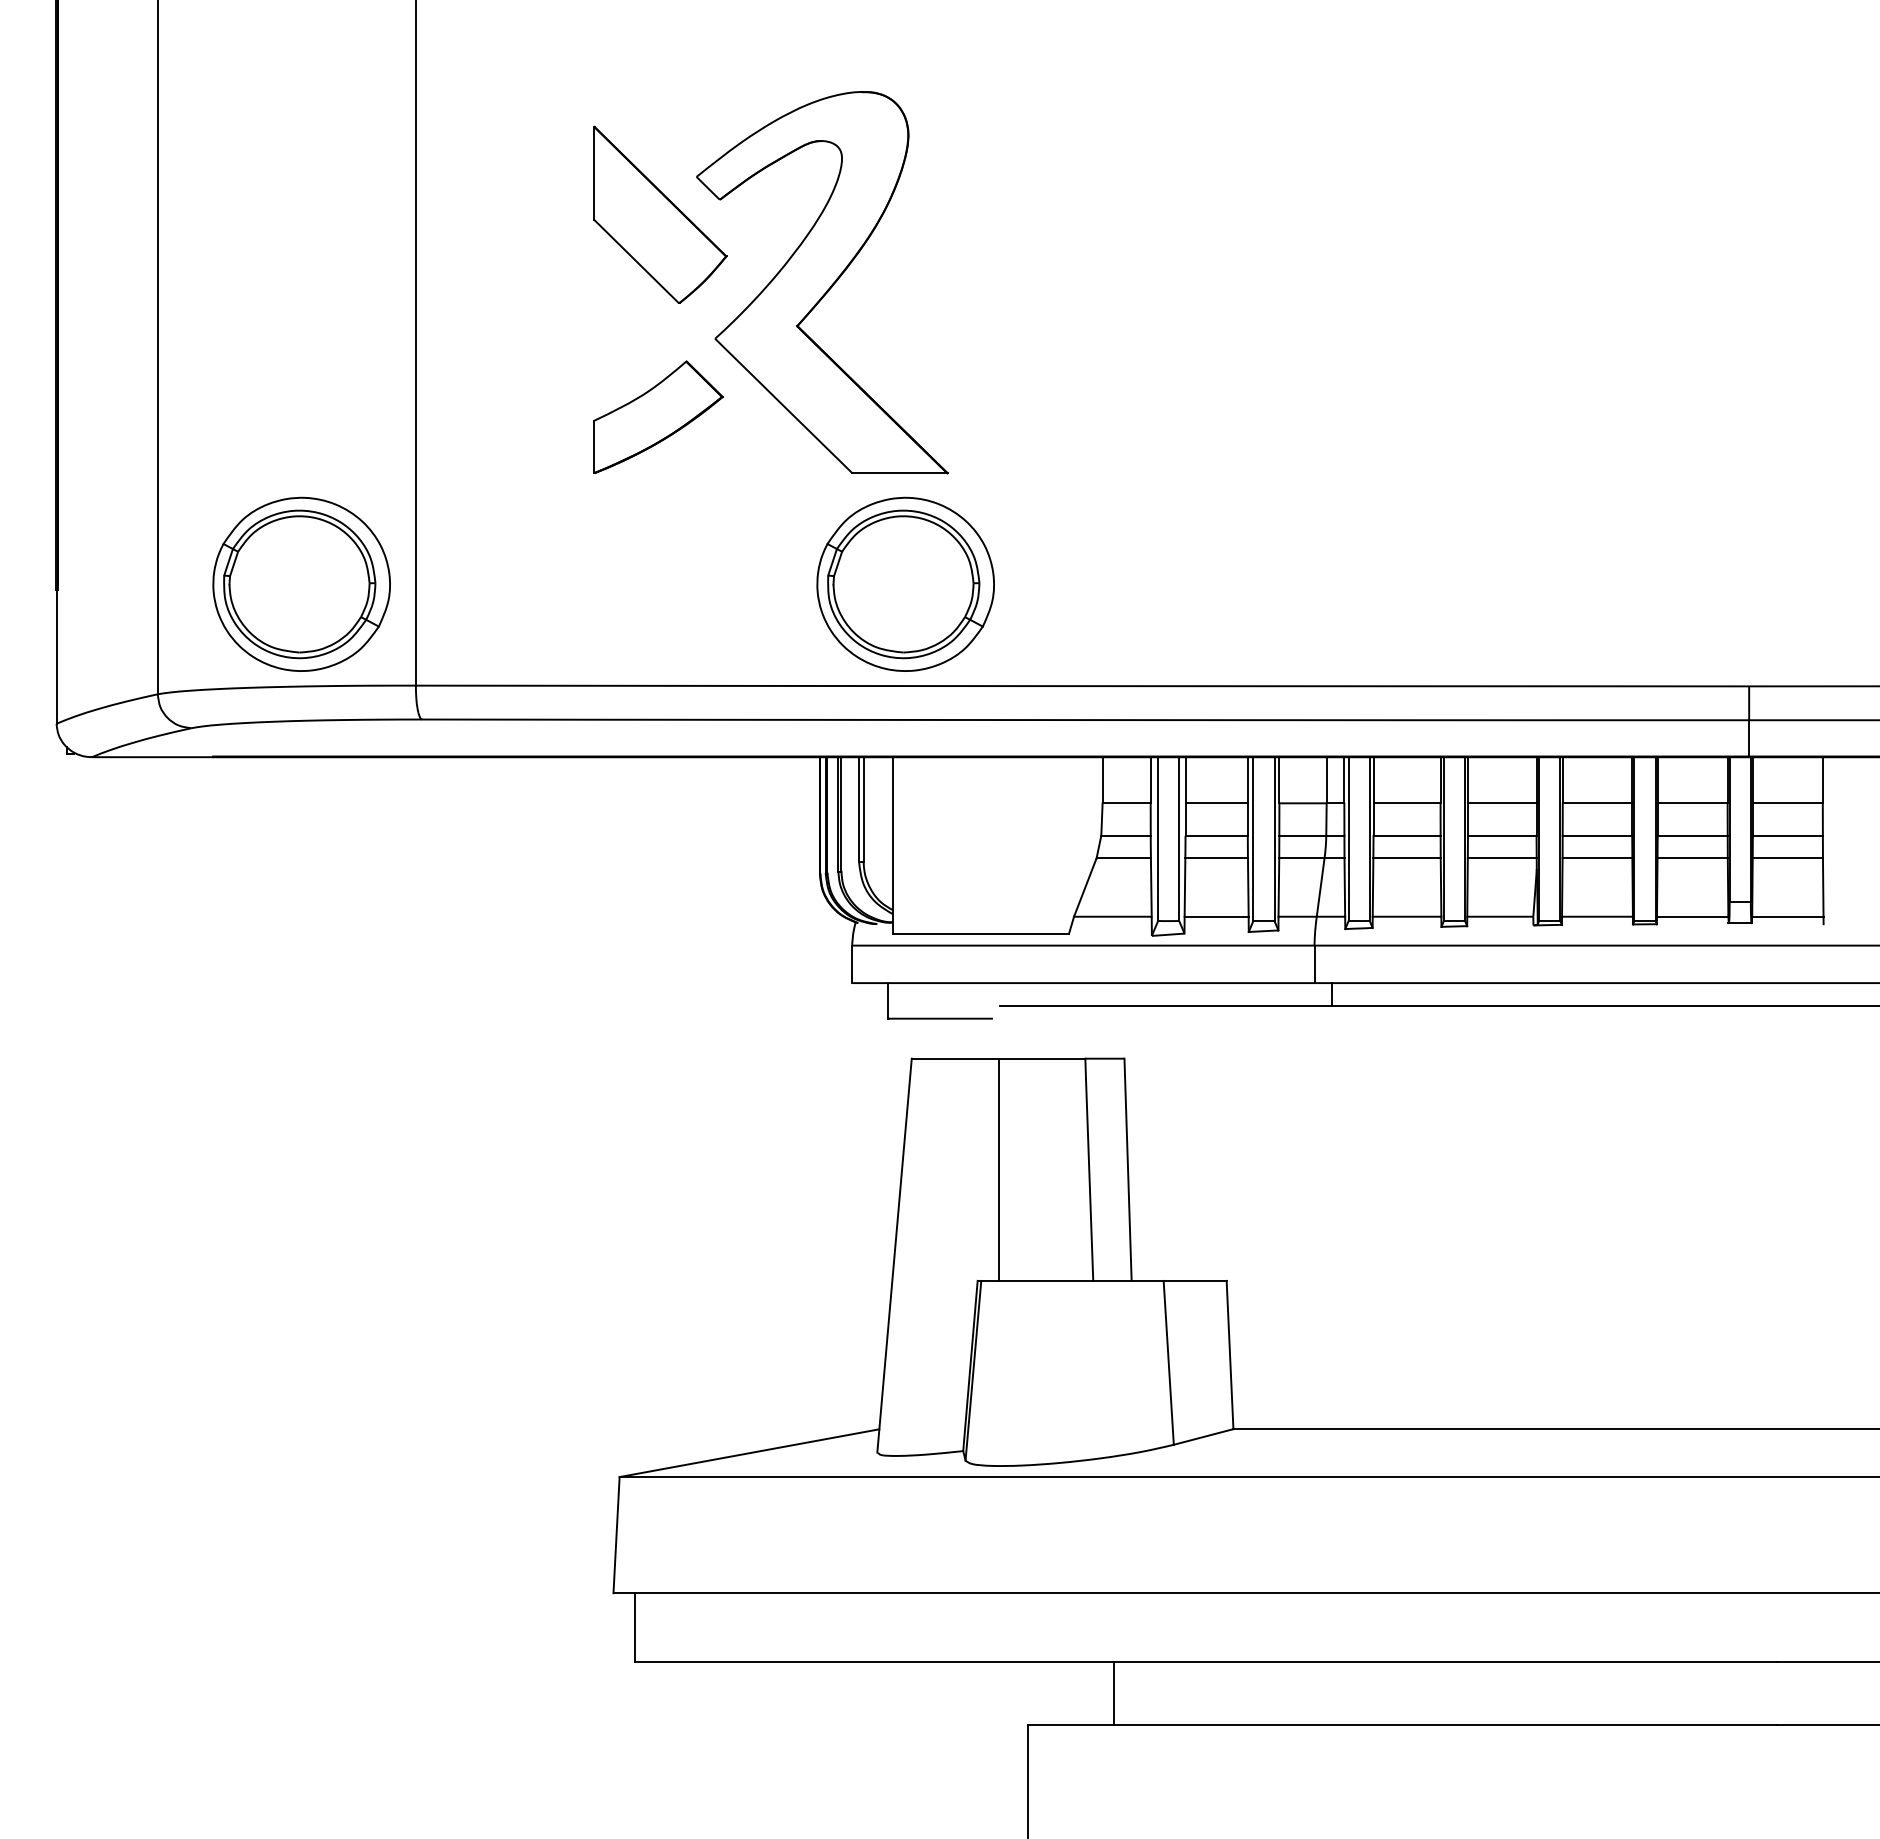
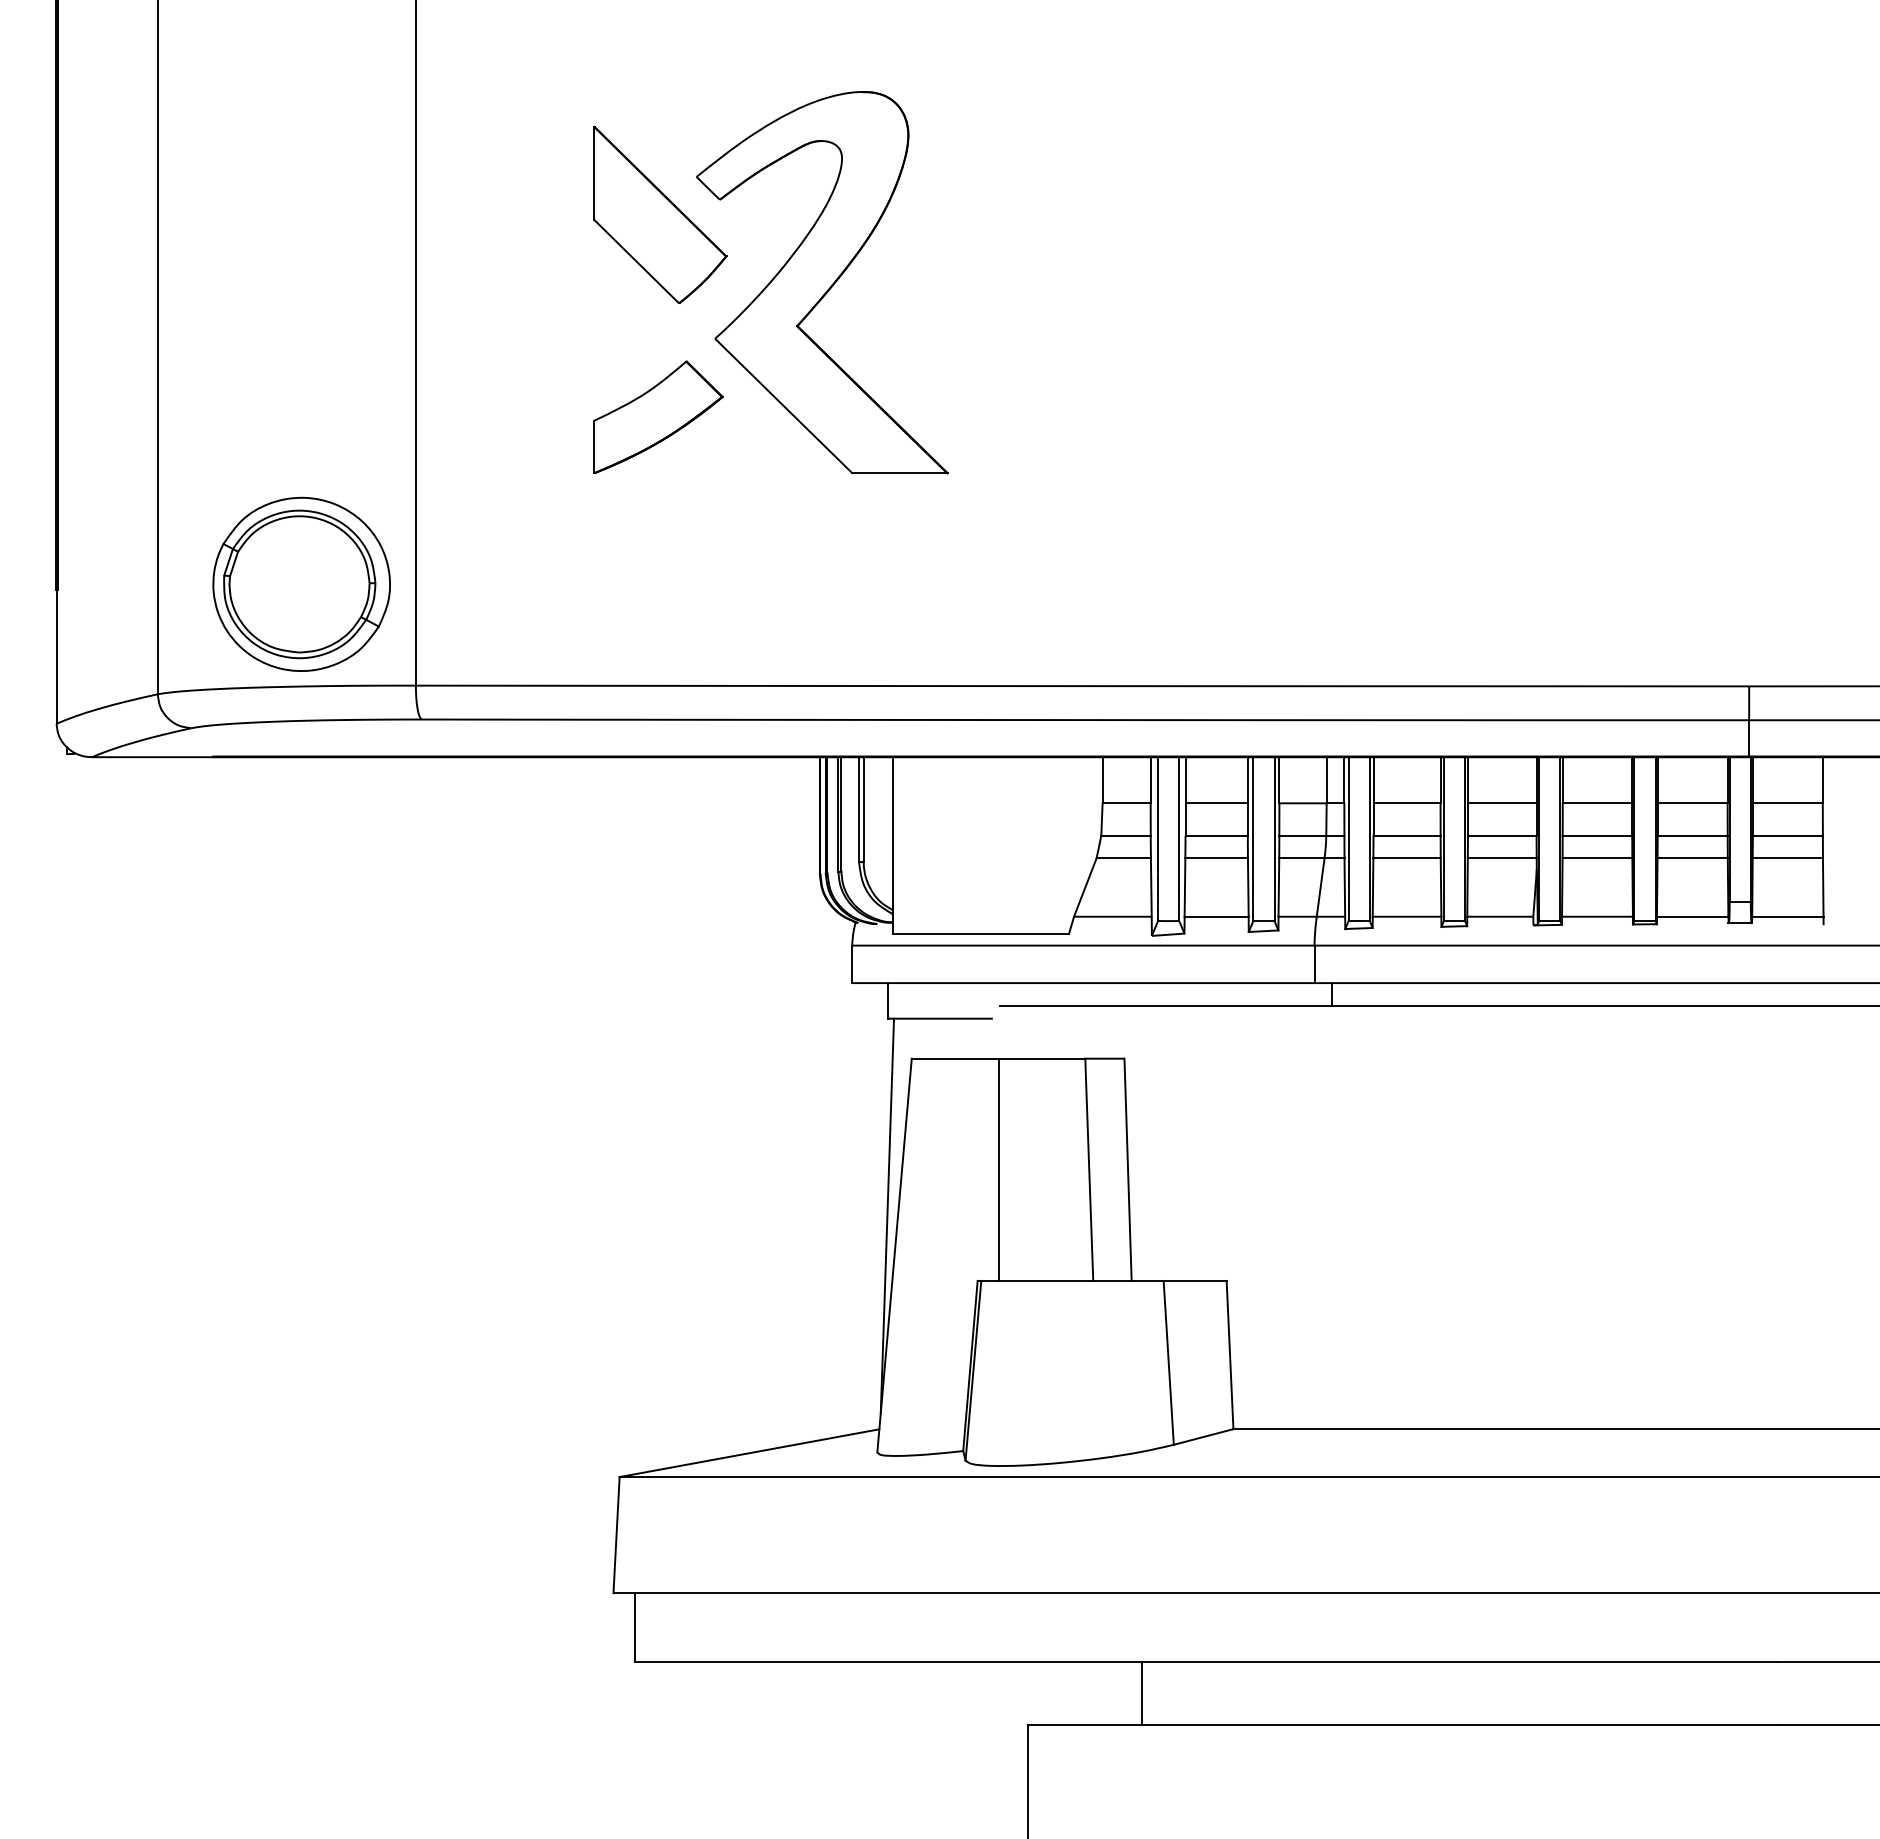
part: present -> none (905, 583)
line: none -> present (887, 1215)
line position: (1114, 1693) -> (1142, 1693) (1142, 1693)
